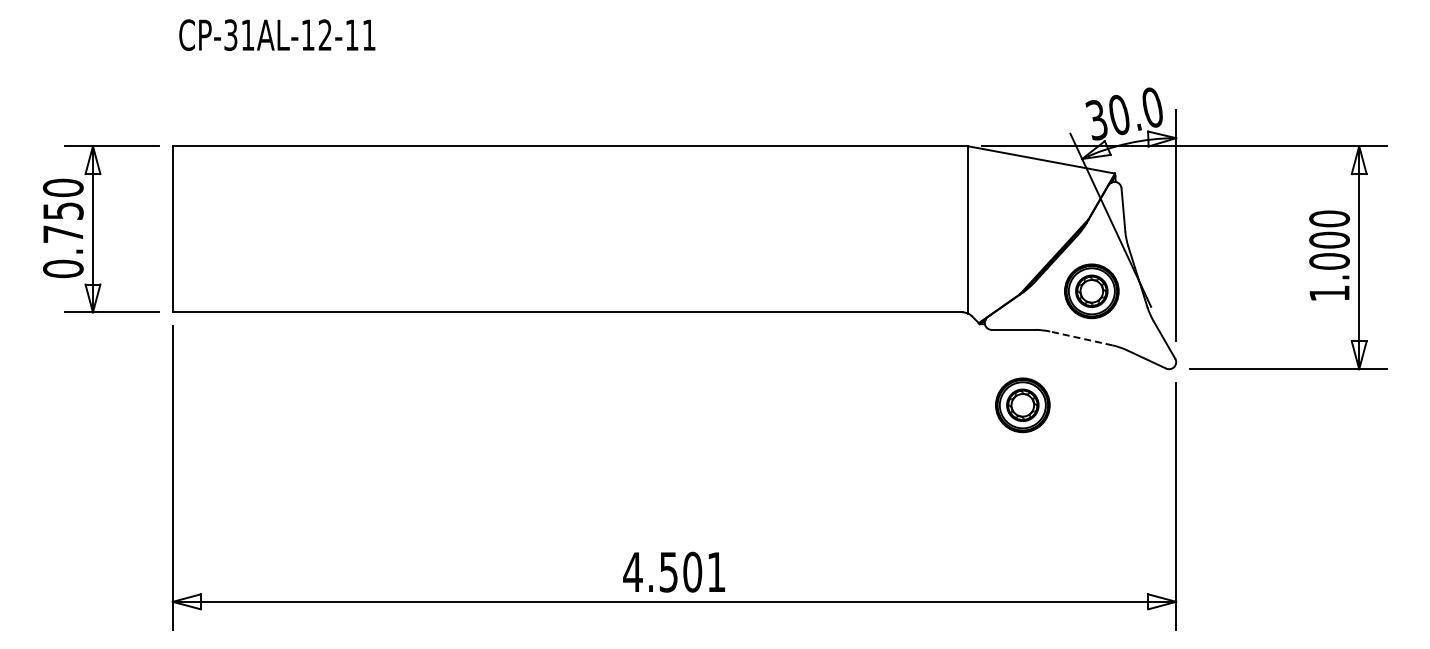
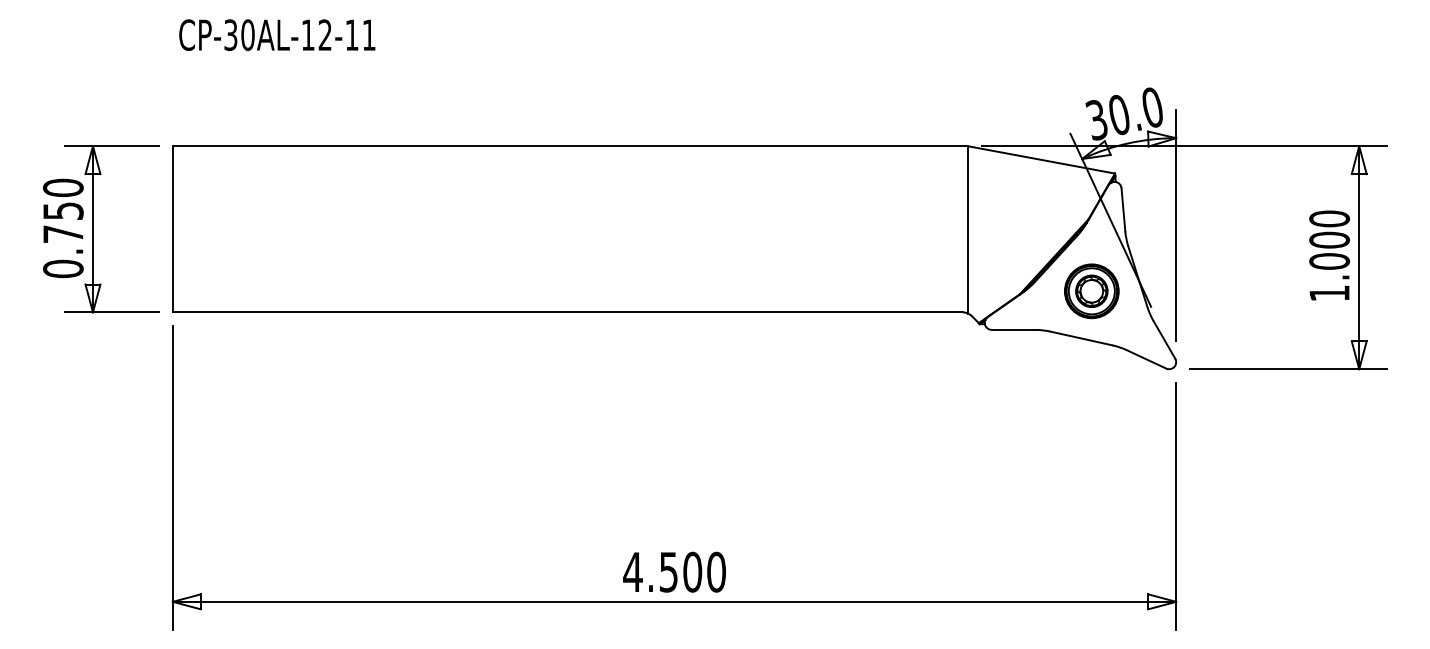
text: CP-31AL-12-11 -> CP-30AL-12-11 (247, 35)
line: dashed -> solid (1081, 338)
part: present -> none (1022, 405)
text: 4.501 -> 4.500 (716, 571)
